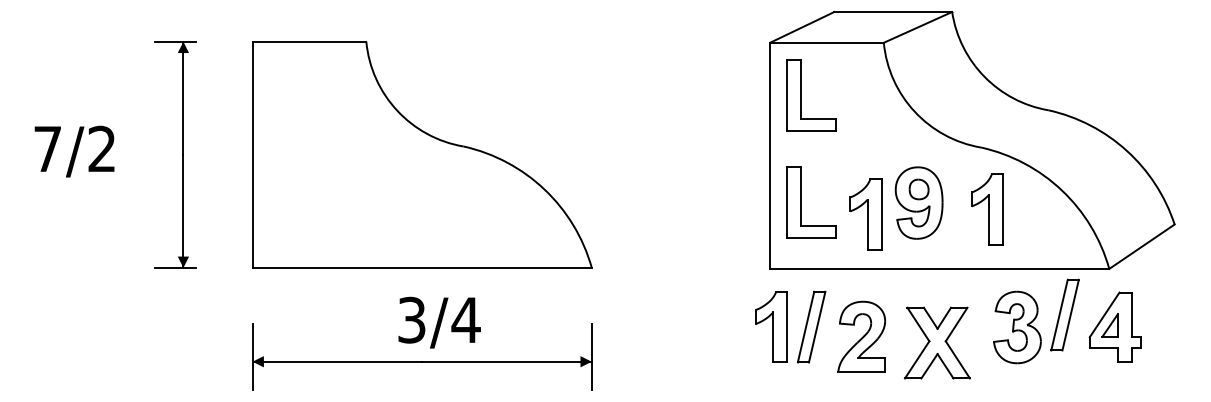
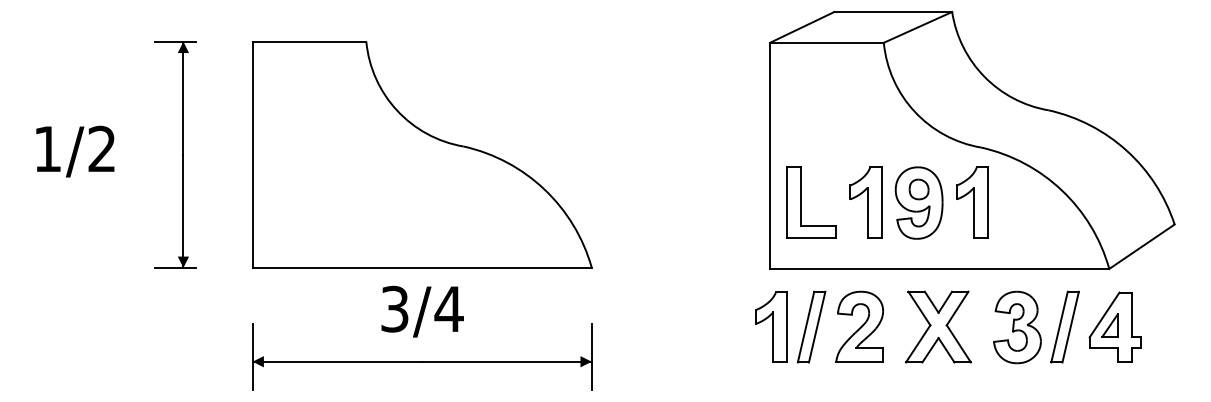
part: present -> none (801, 95)
text: 7/2 -> 1/2 (47, 148)
part position: (987, 209) -> (972, 202) (972, 202)
part position: (865, 214) -> (865, 202) (865, 202)
part position: (1064, 314) -> (1064, 326) (1064, 326)
text position: (439, 322) -> (422, 311) (422, 311)
part position: (861, 336) -> (859, 326) (859, 326)
part position: (936, 342) -> (937, 326) (937, 326)
